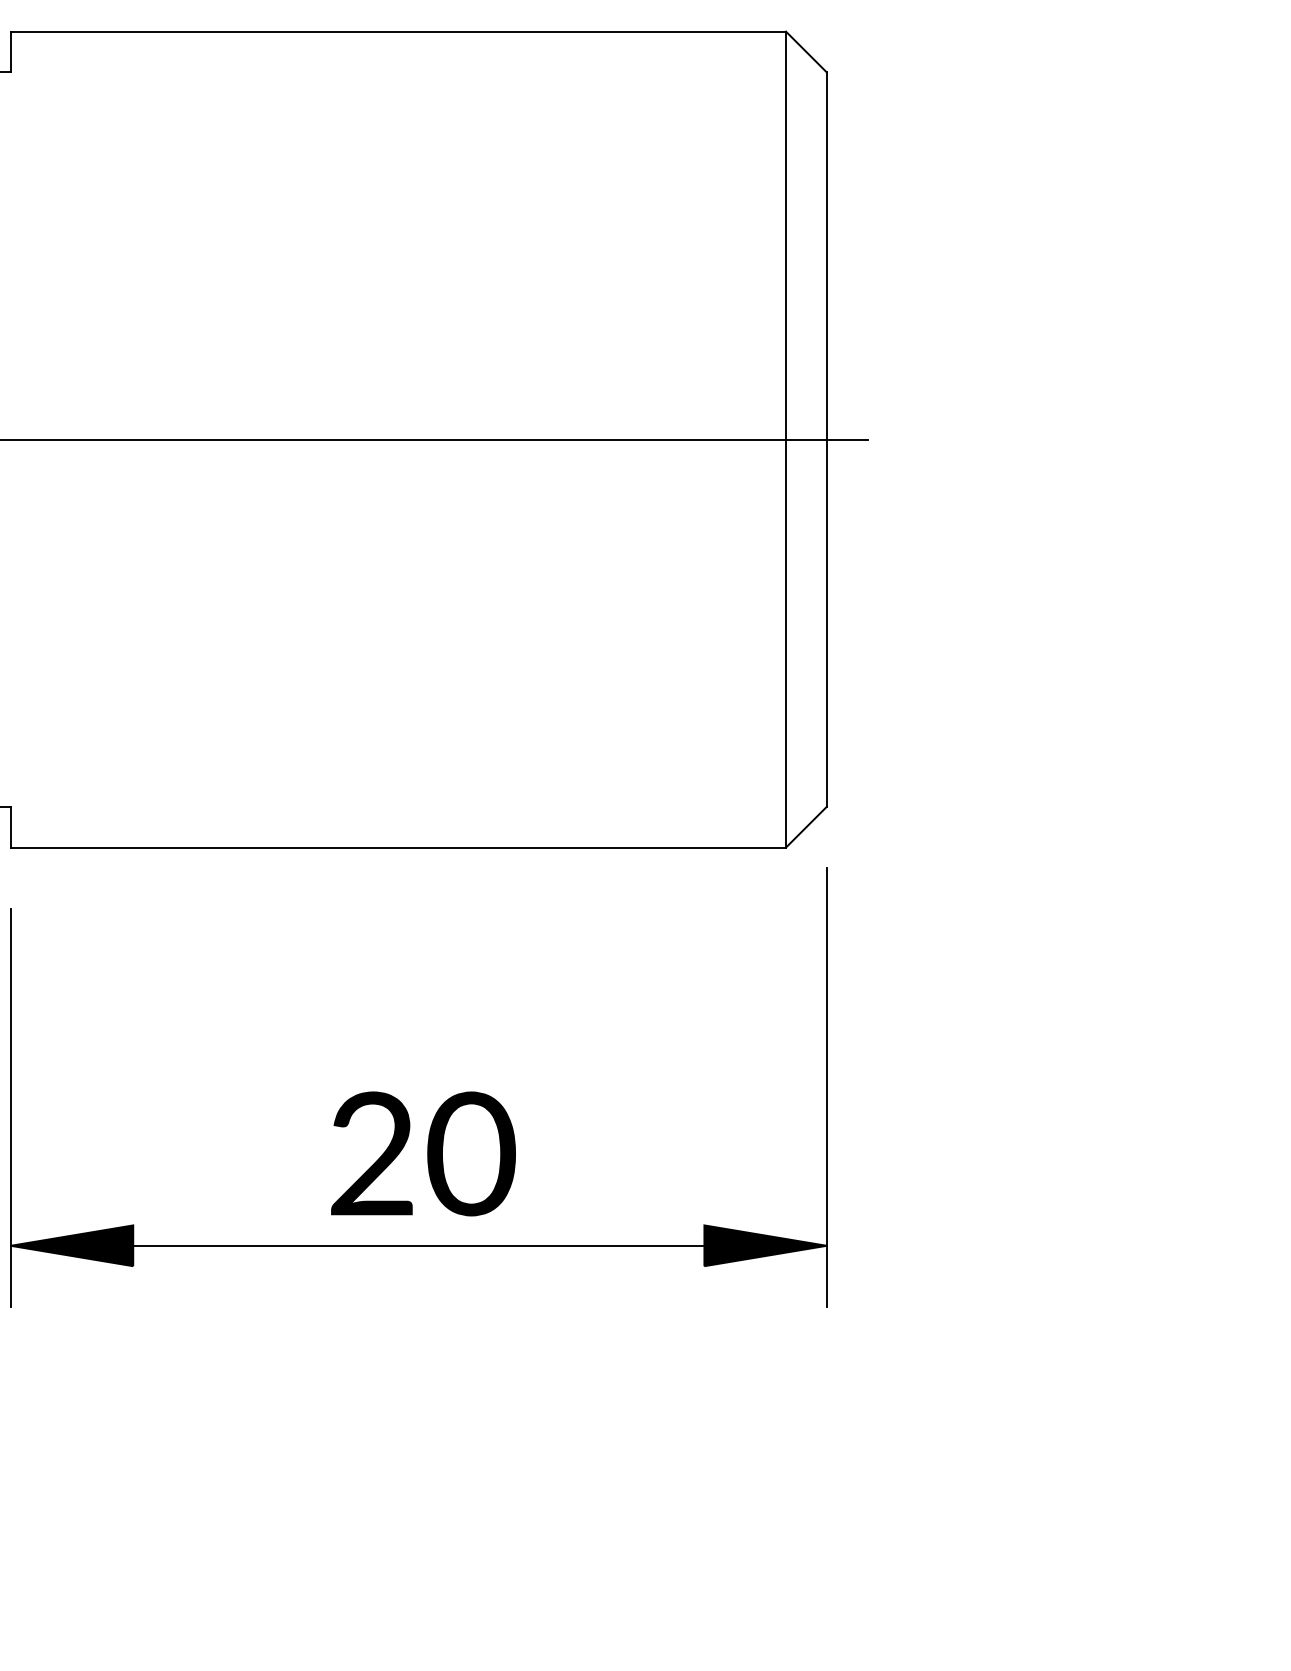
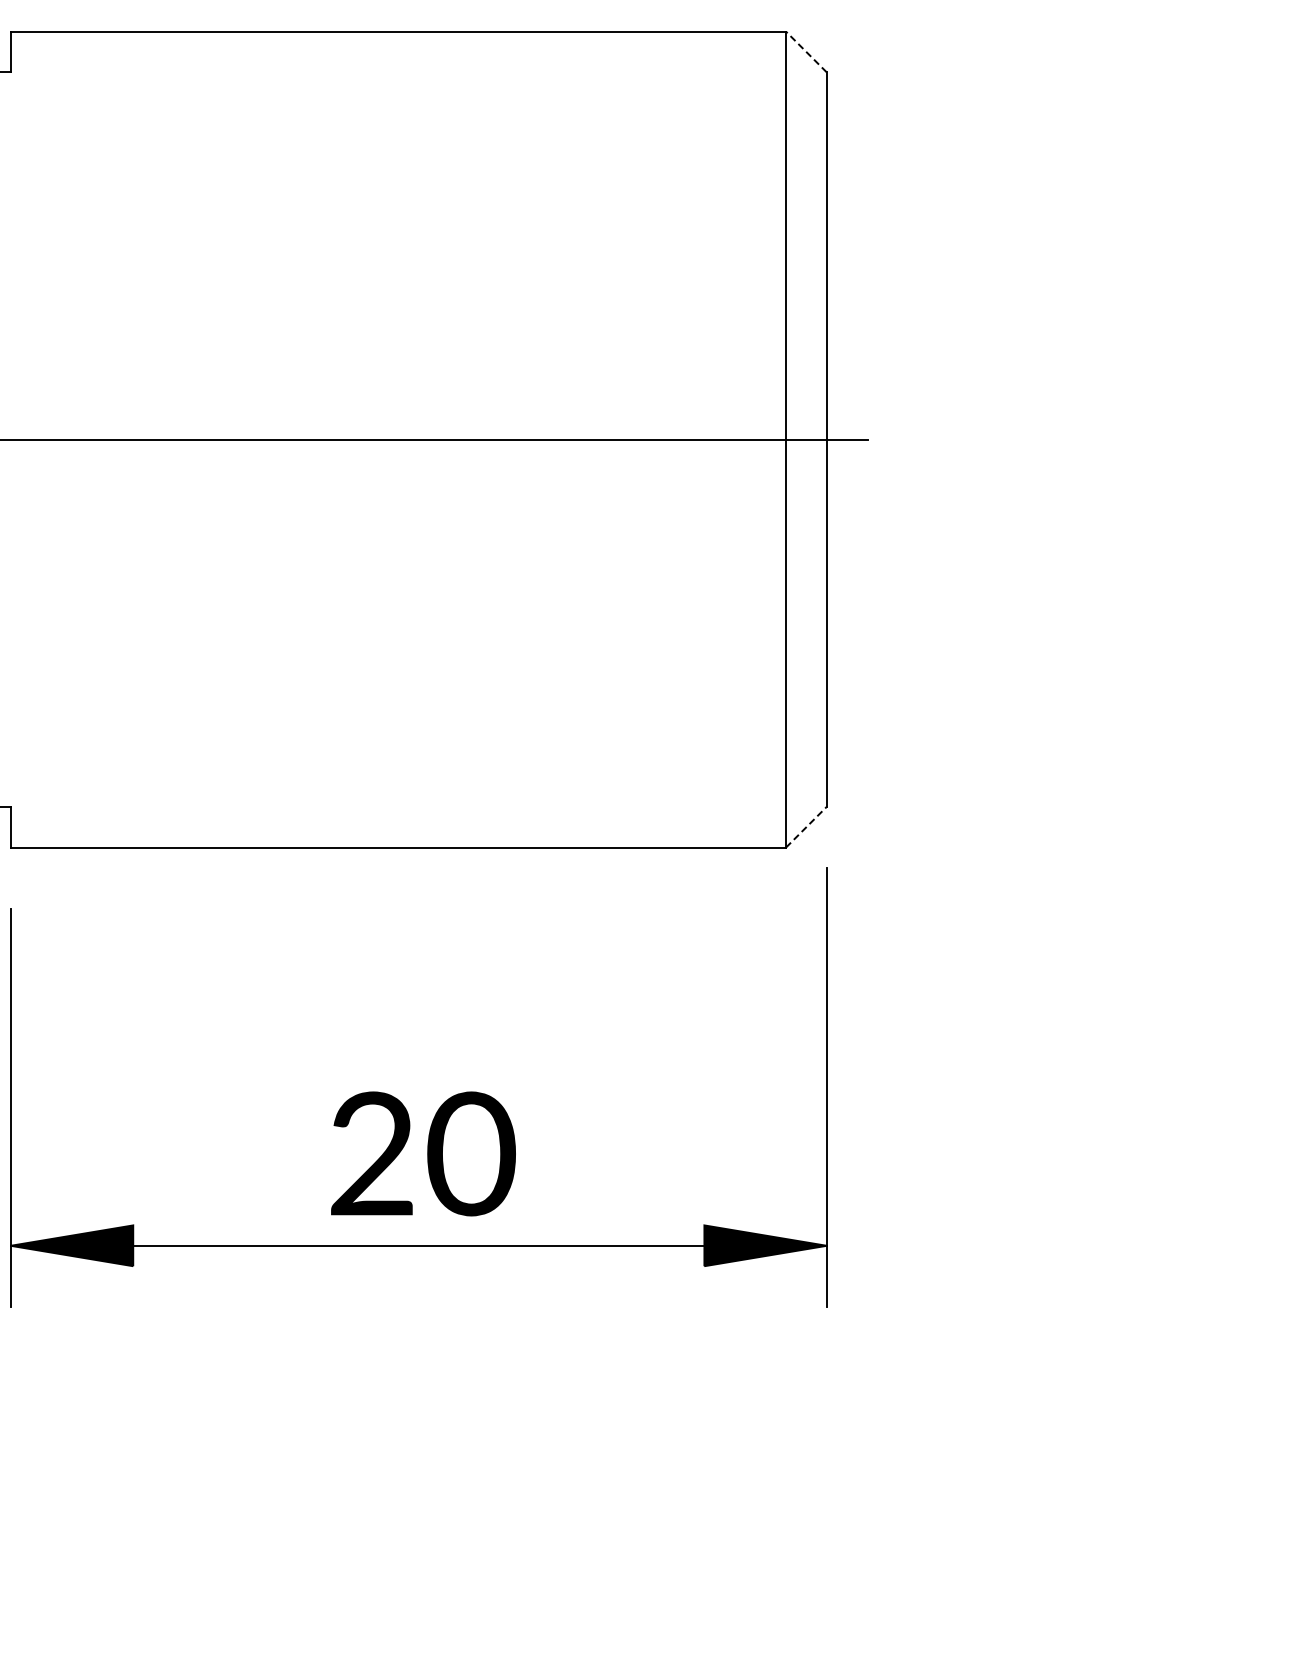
line: solid -> dashed (806, 52)
line: solid -> dashed (806, 827)
